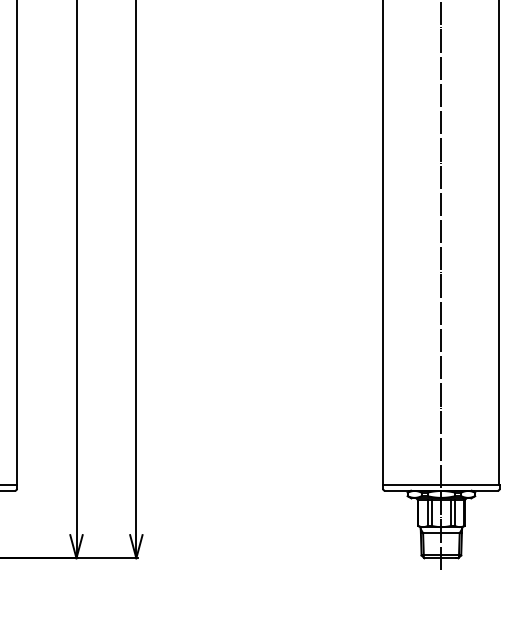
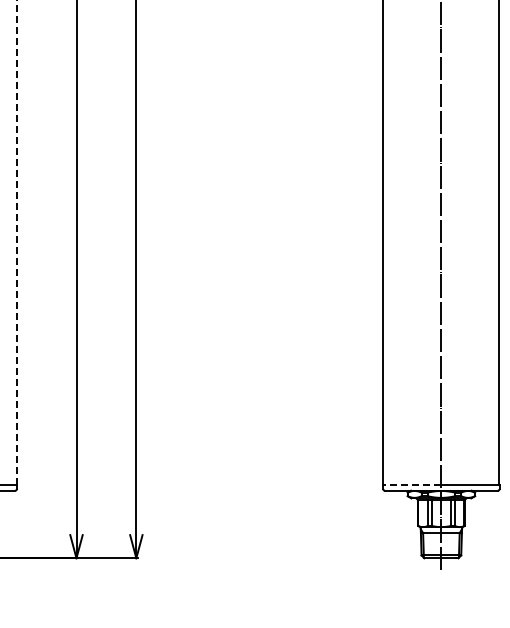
line: solid -> dashed (16, 241)
line: solid -> dashed (411, 484)
